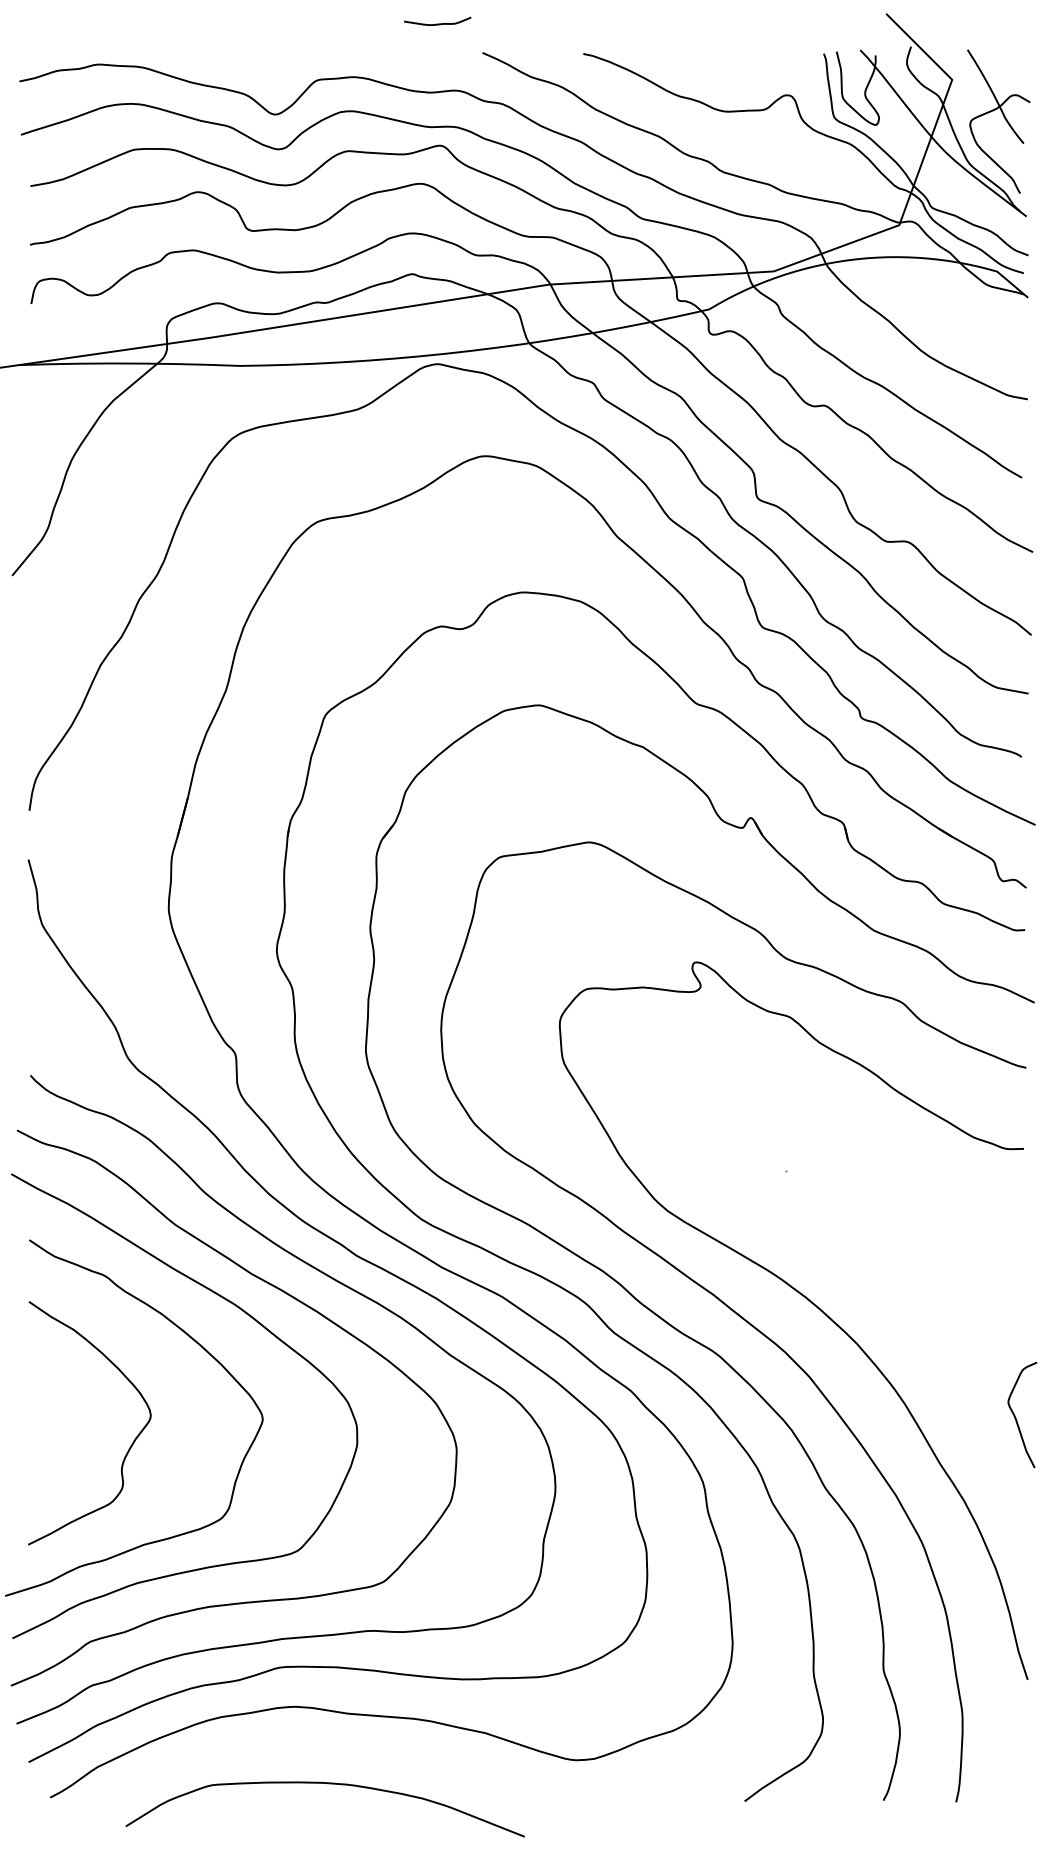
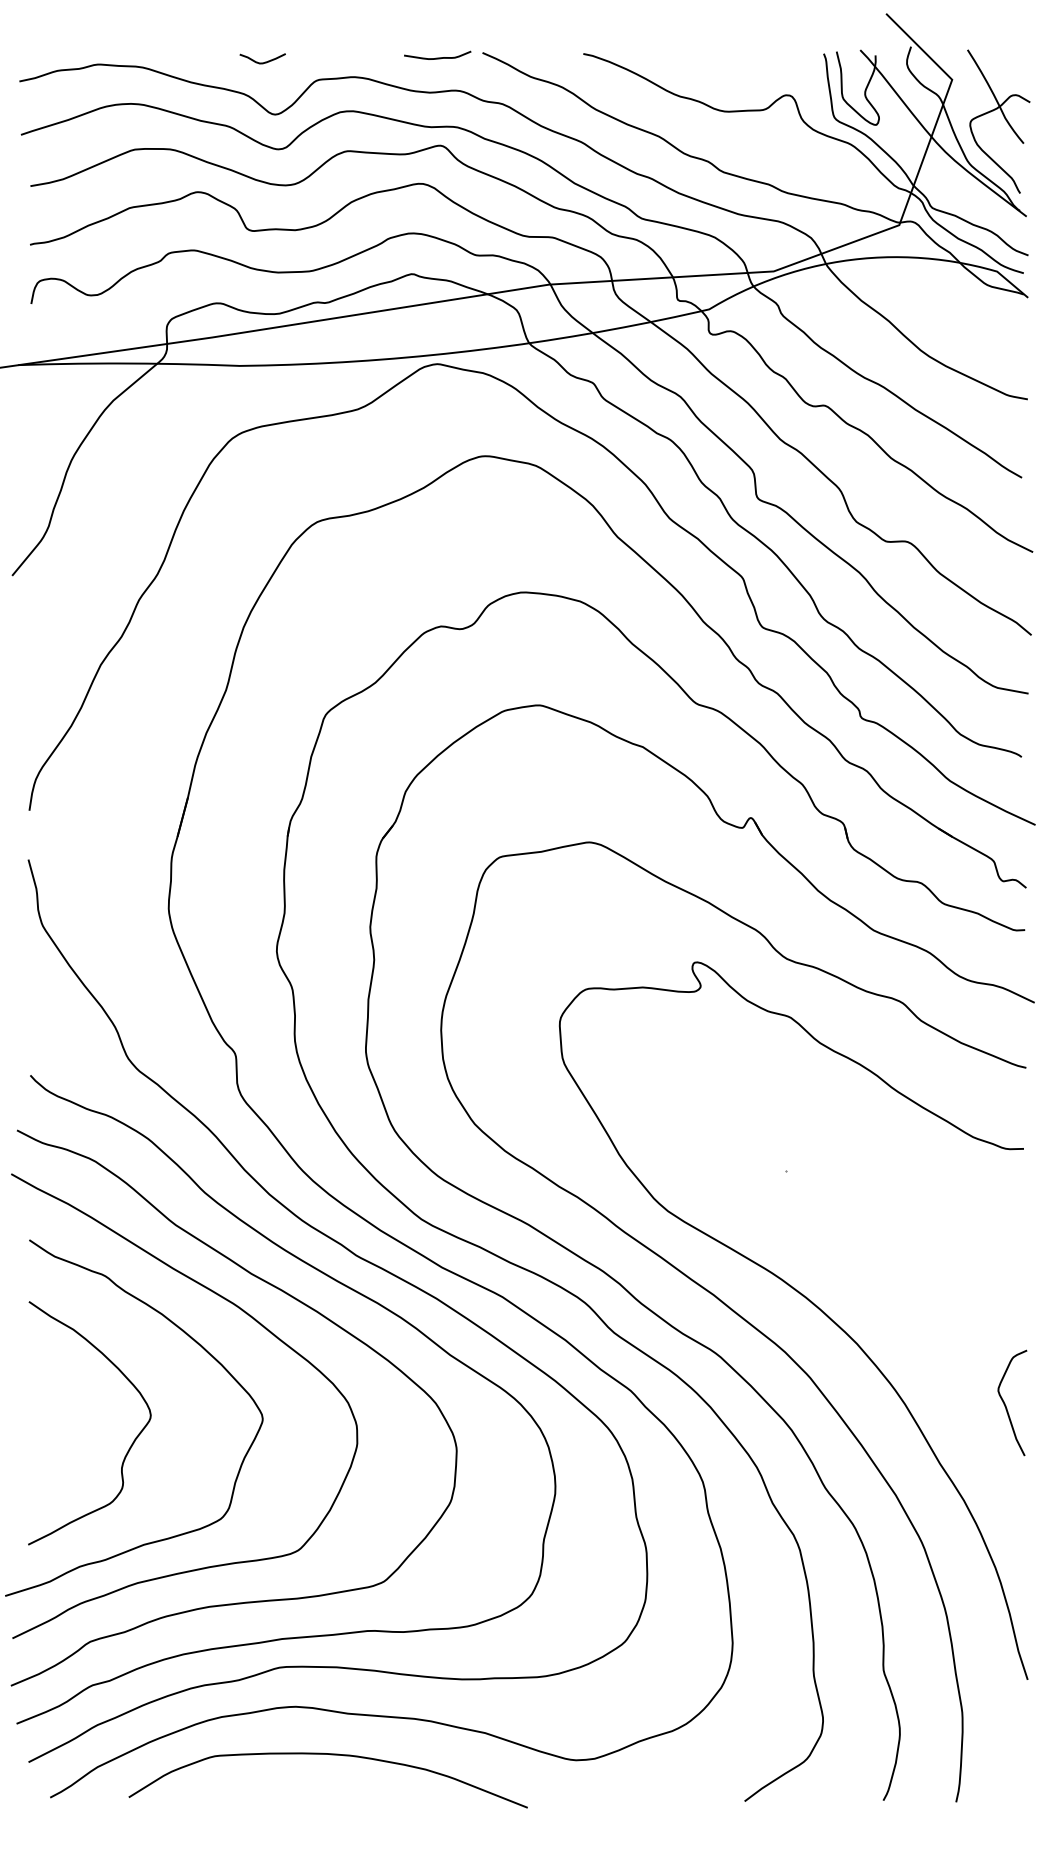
curve position: (437, 23) -> (437, 57) (437, 57)
curve: none -> present (262, 62)
curve position: (1016, 1417) -> (1006, 1405) (1006, 1405)
curve position: (327, 1784) -> (330, 1755) (330, 1755)
